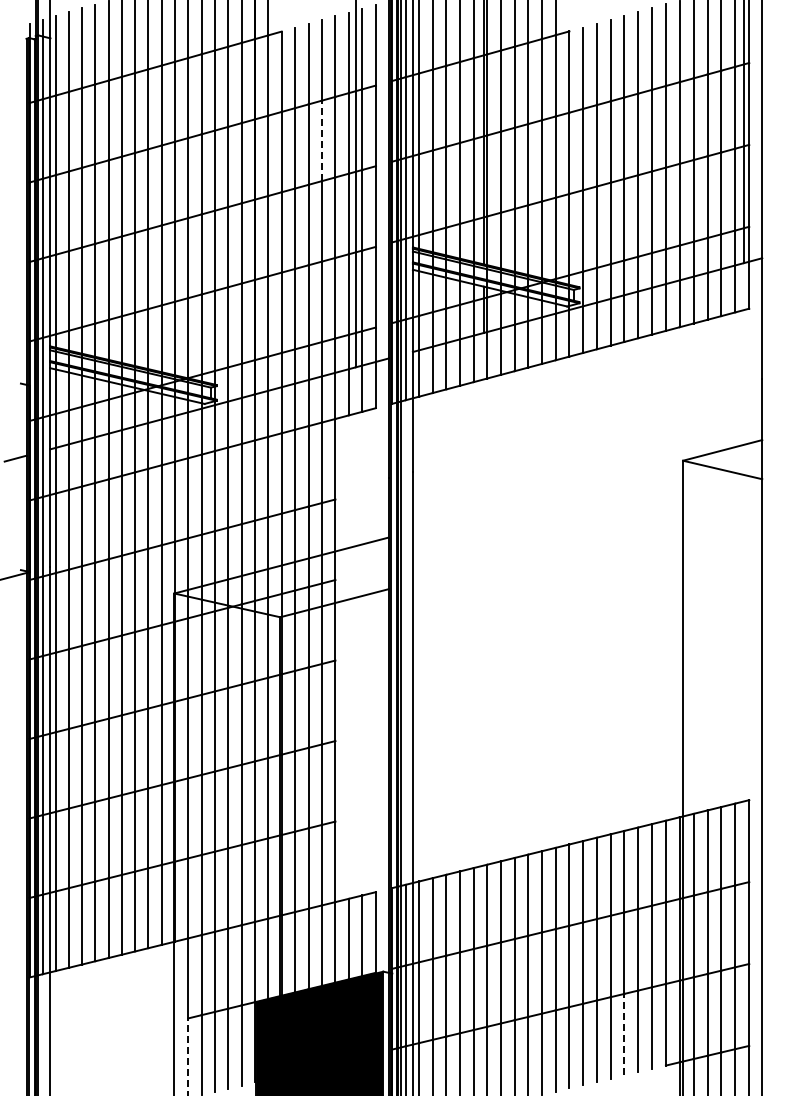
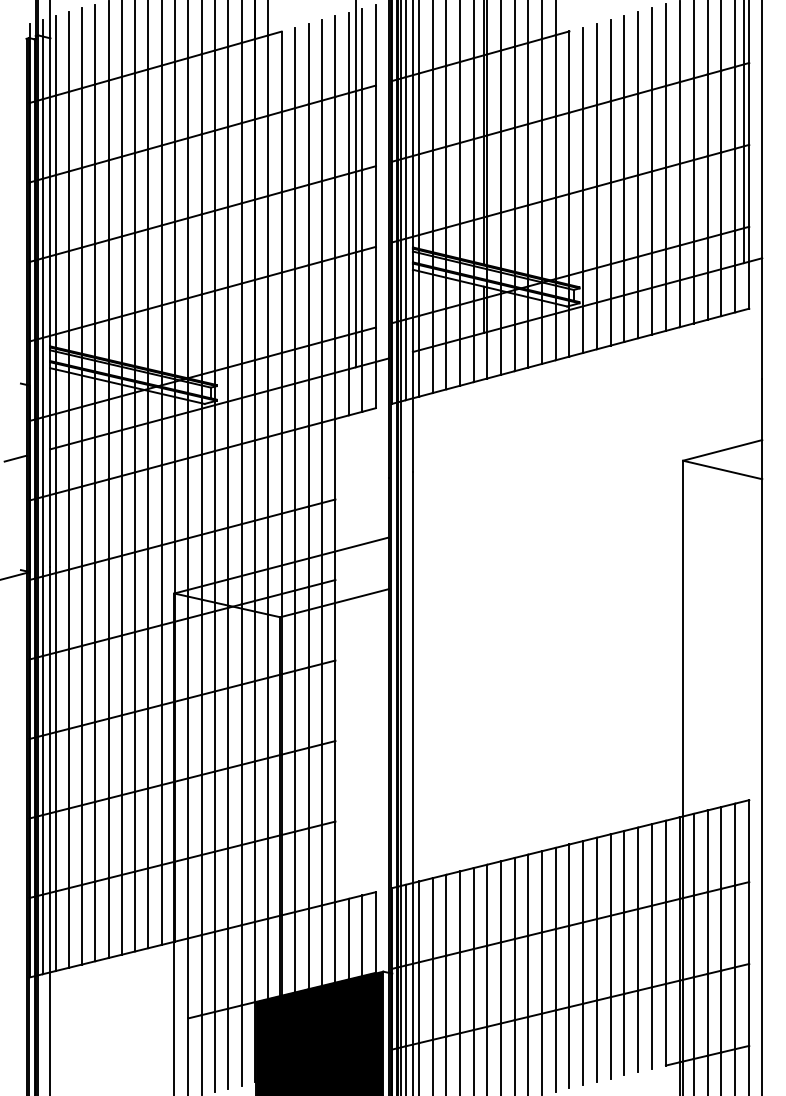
line: dashed -> solid (322, 140)
line: dashed -> solid (624, 1034)
line: dashed -> solid (188, 1056)
